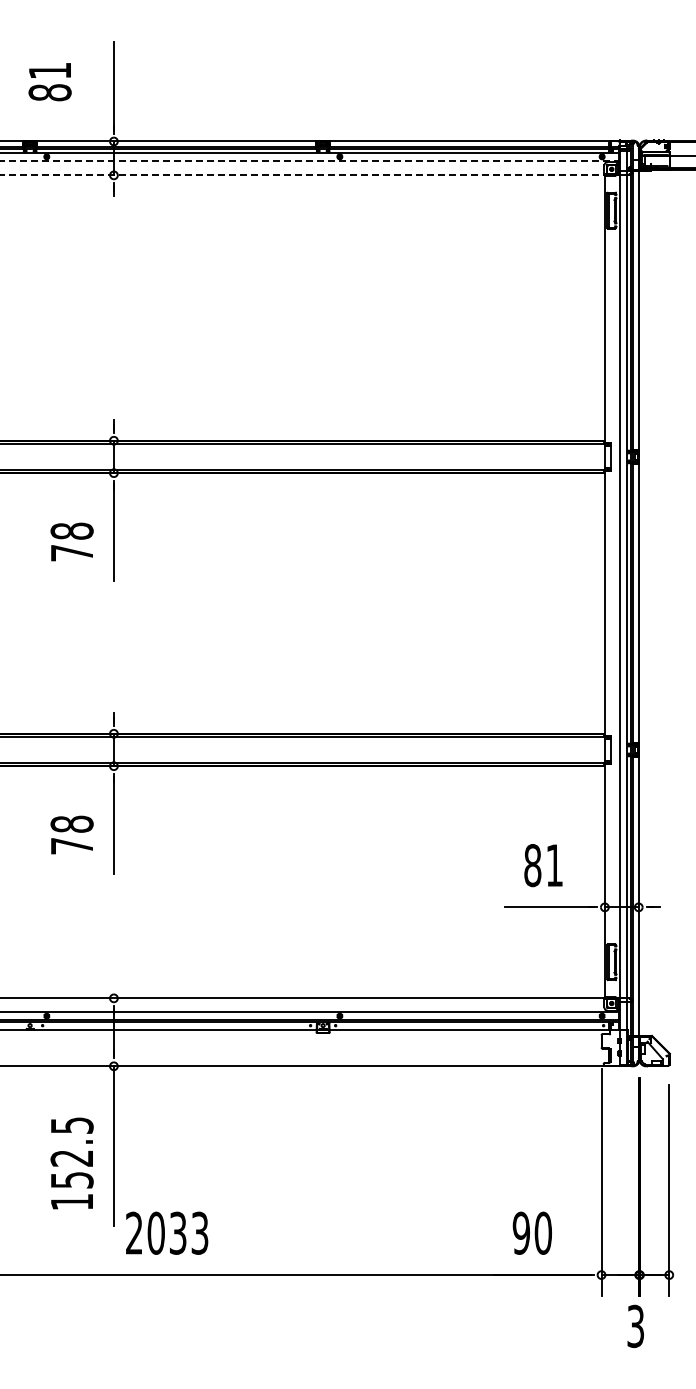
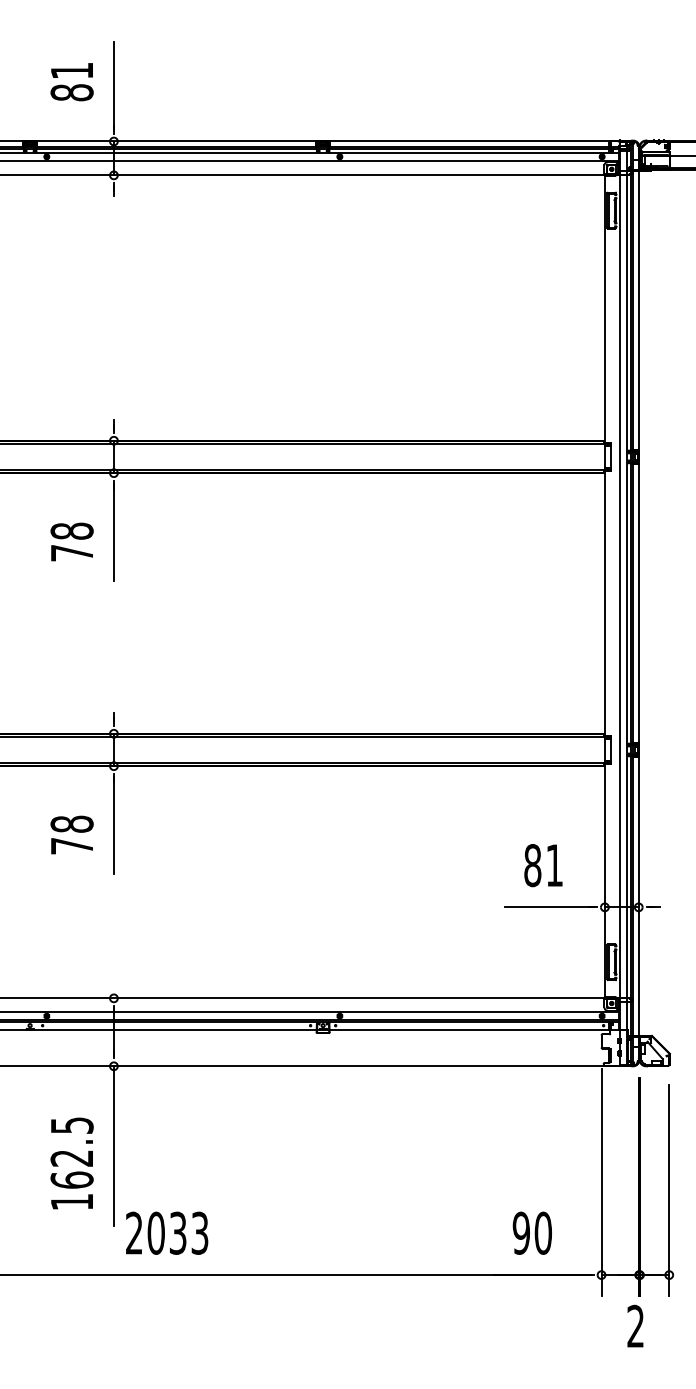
text position: (49, 82) -> (71, 82) (71, 82)
line: dashed -> solid (310, 160)
line: dashed -> solid (315, 175)
text: 152.5 -> 162.5 (71, 1179)
text: 3 -> 2 (635, 1326)
